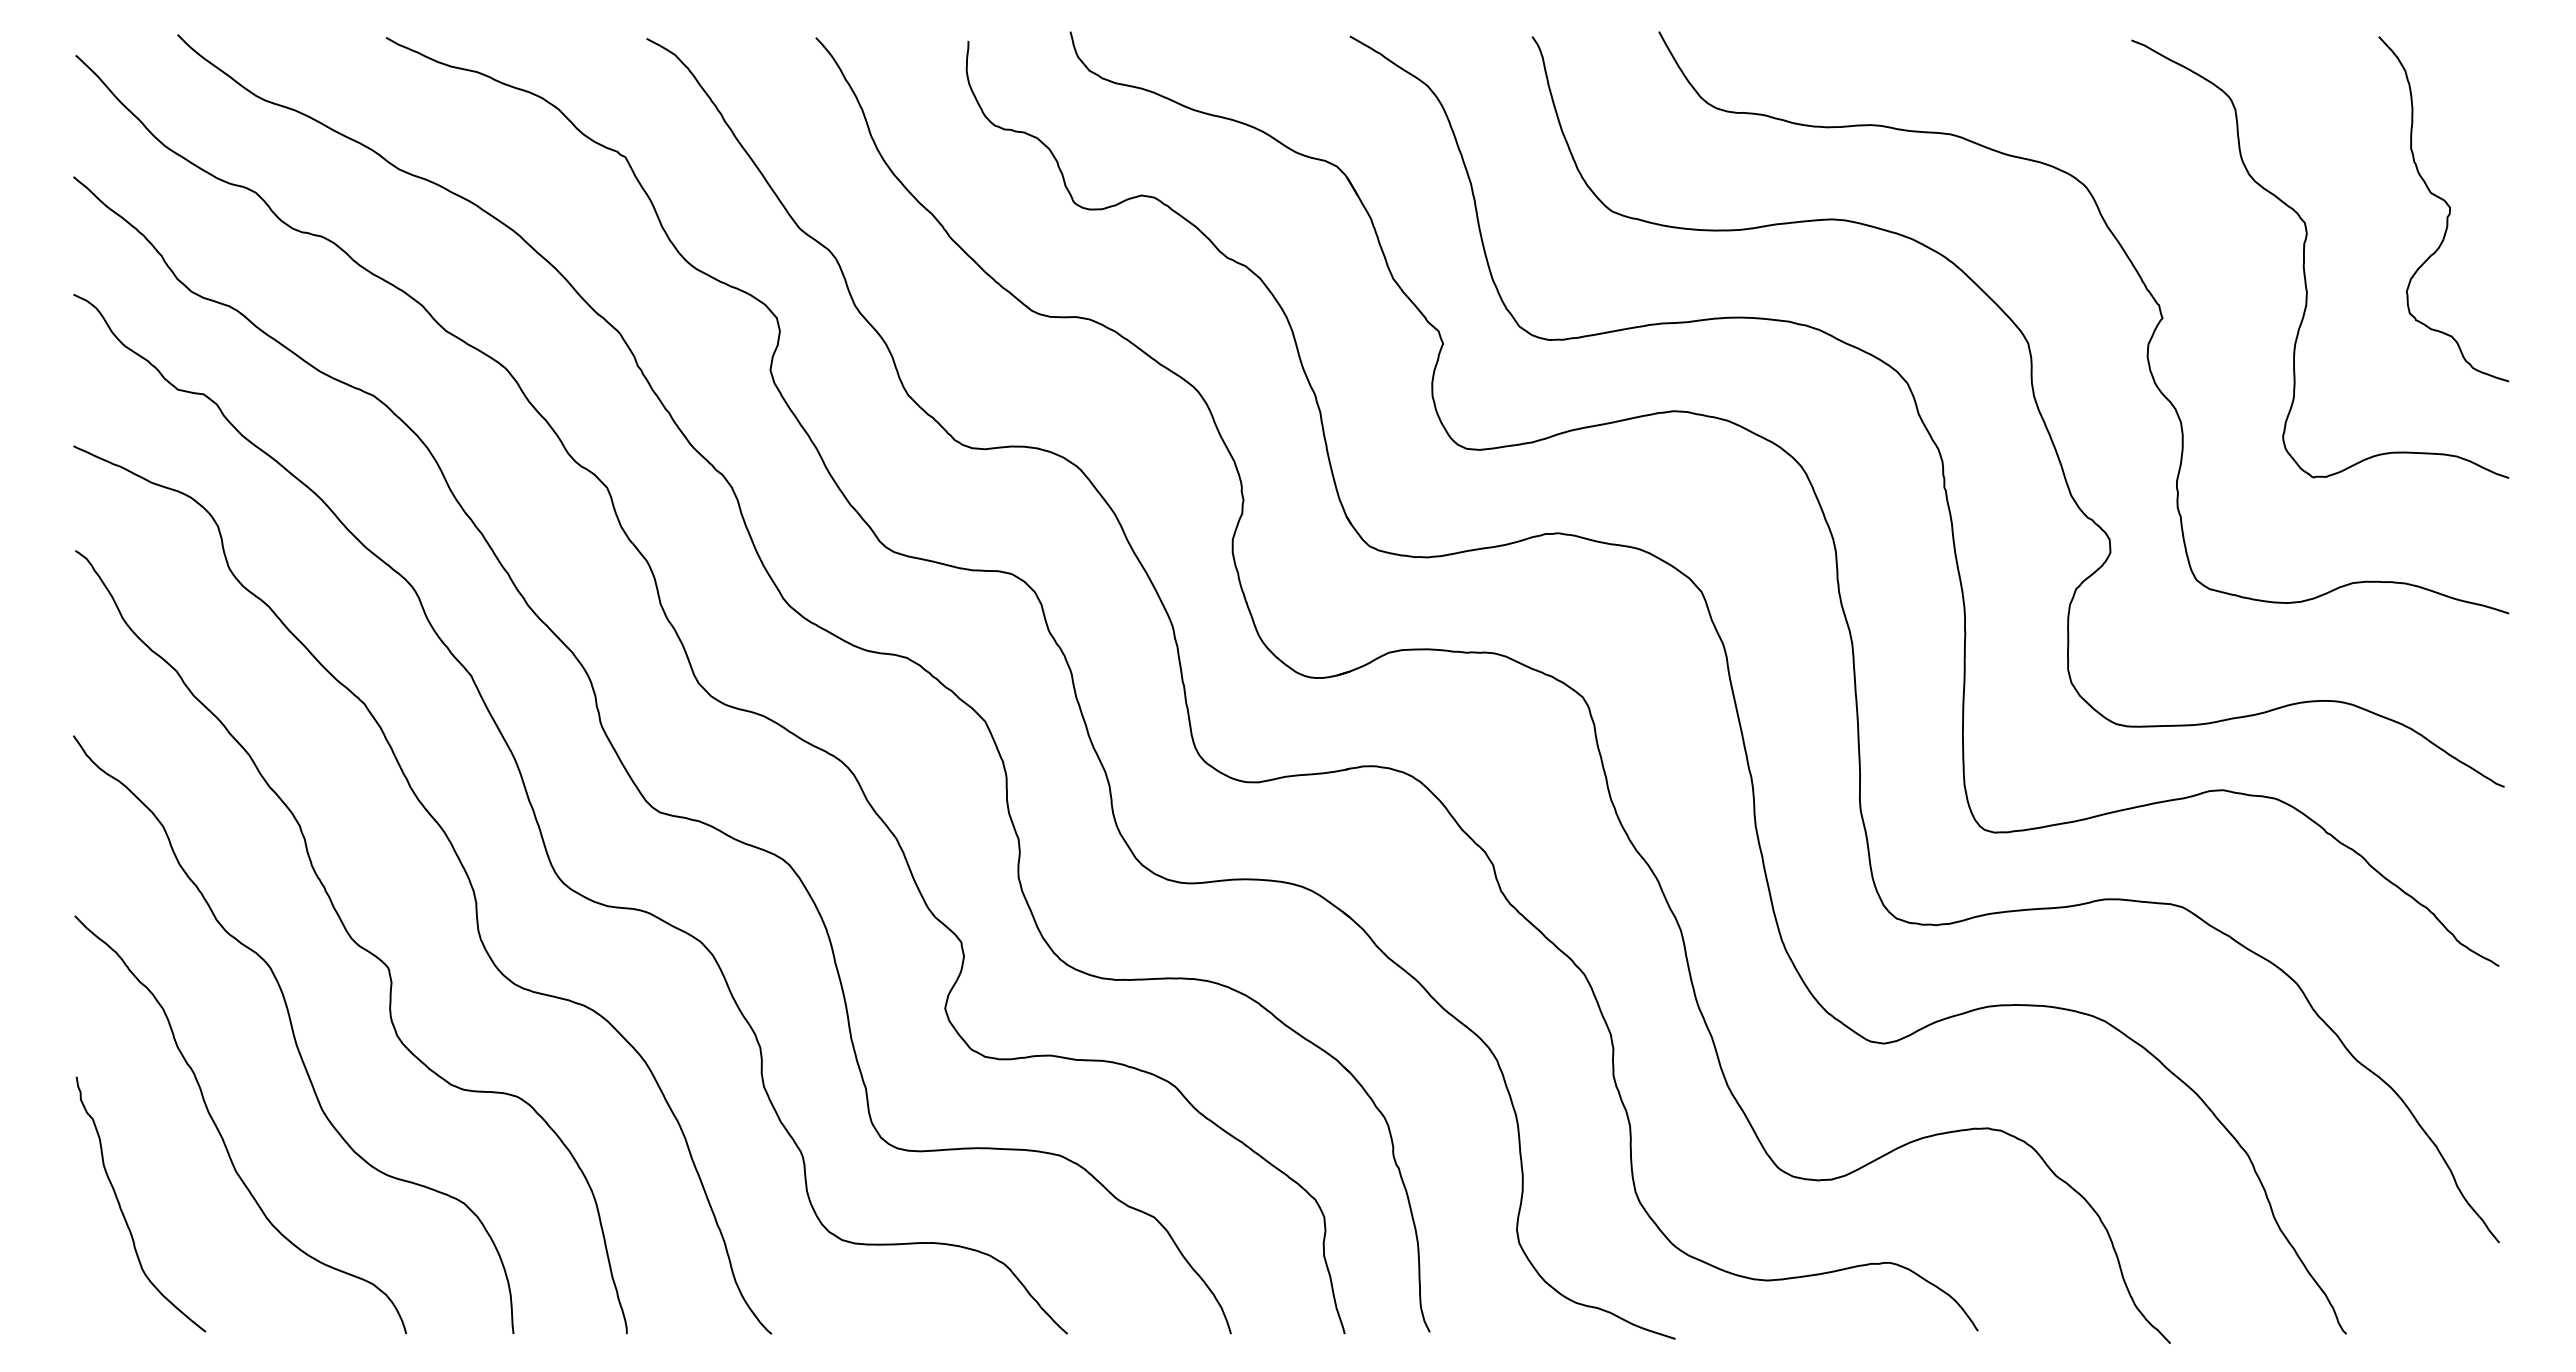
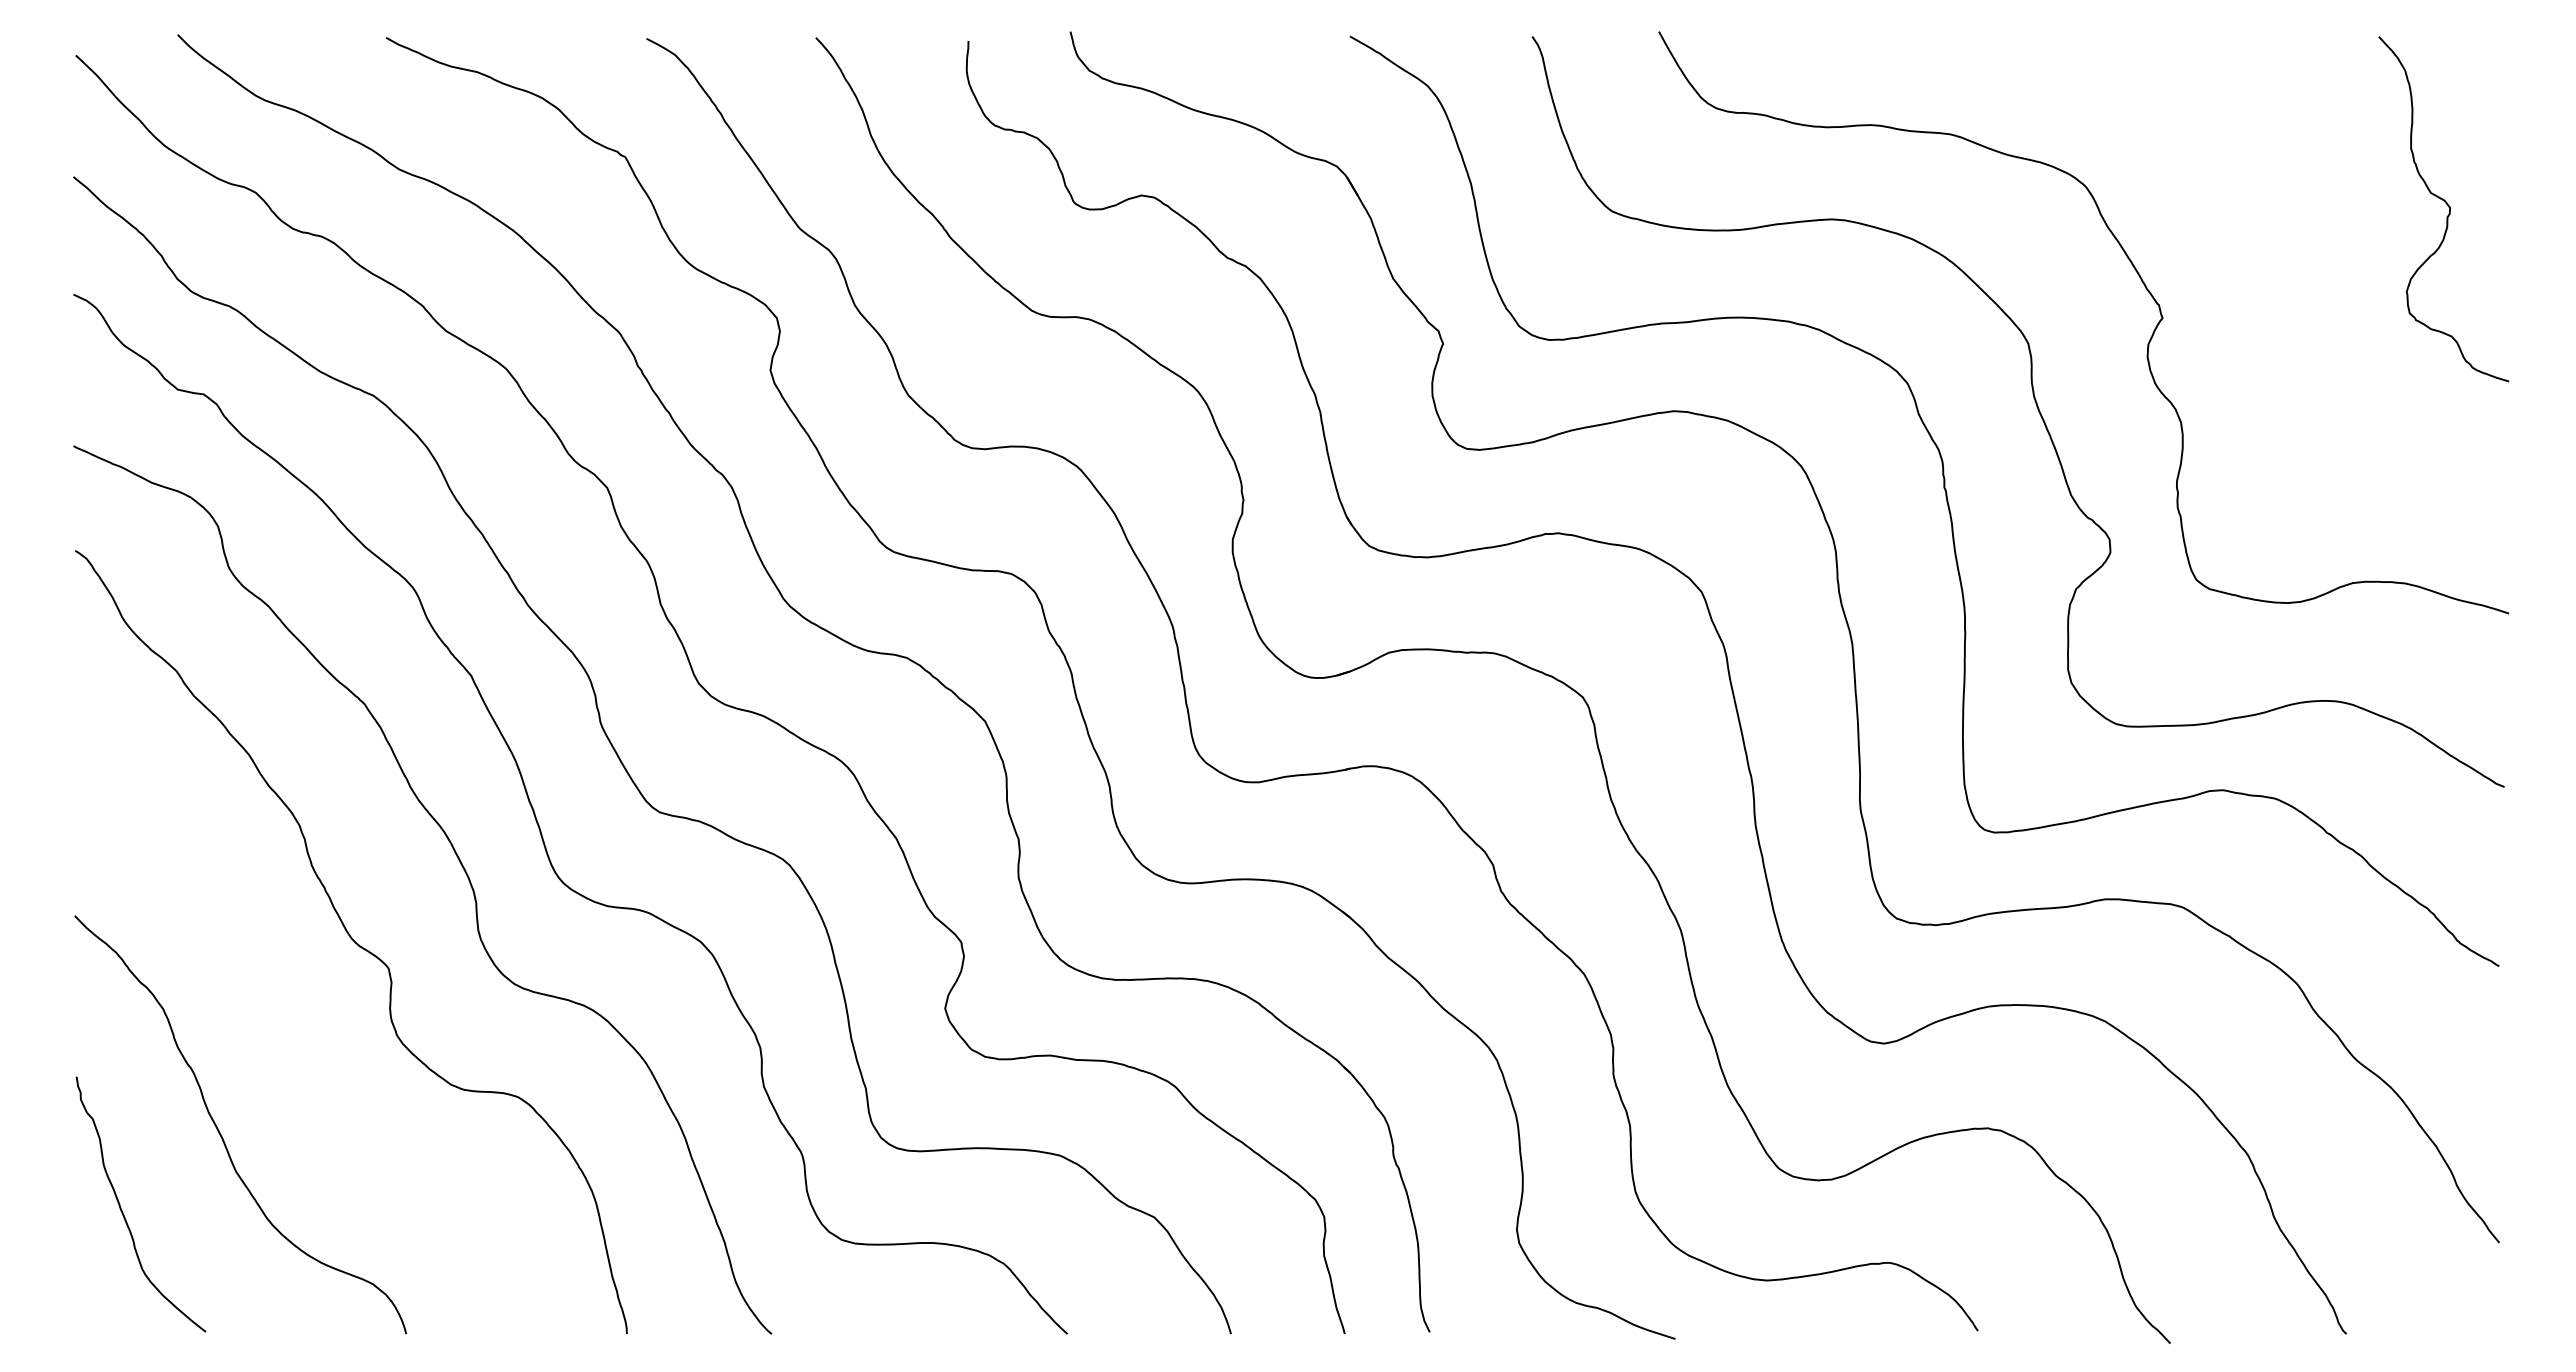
curve: present -> none (2304, 258)
curve: present -> none (293, 1034)
